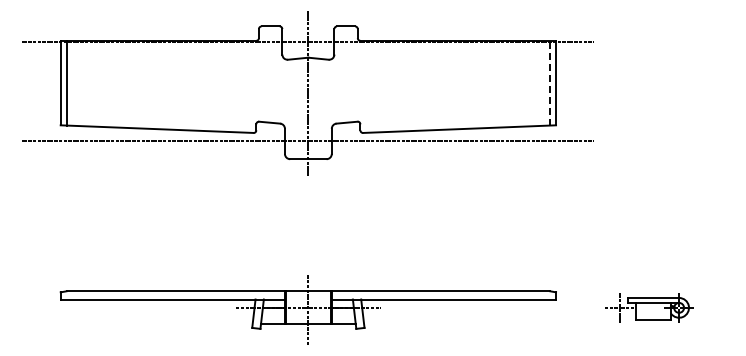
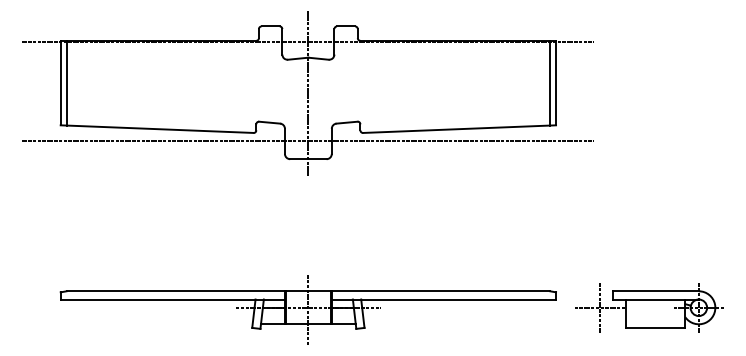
line: dashed -> solid (550, 82)
part size: 89x30 px -> 149x50 px (649, 307)
